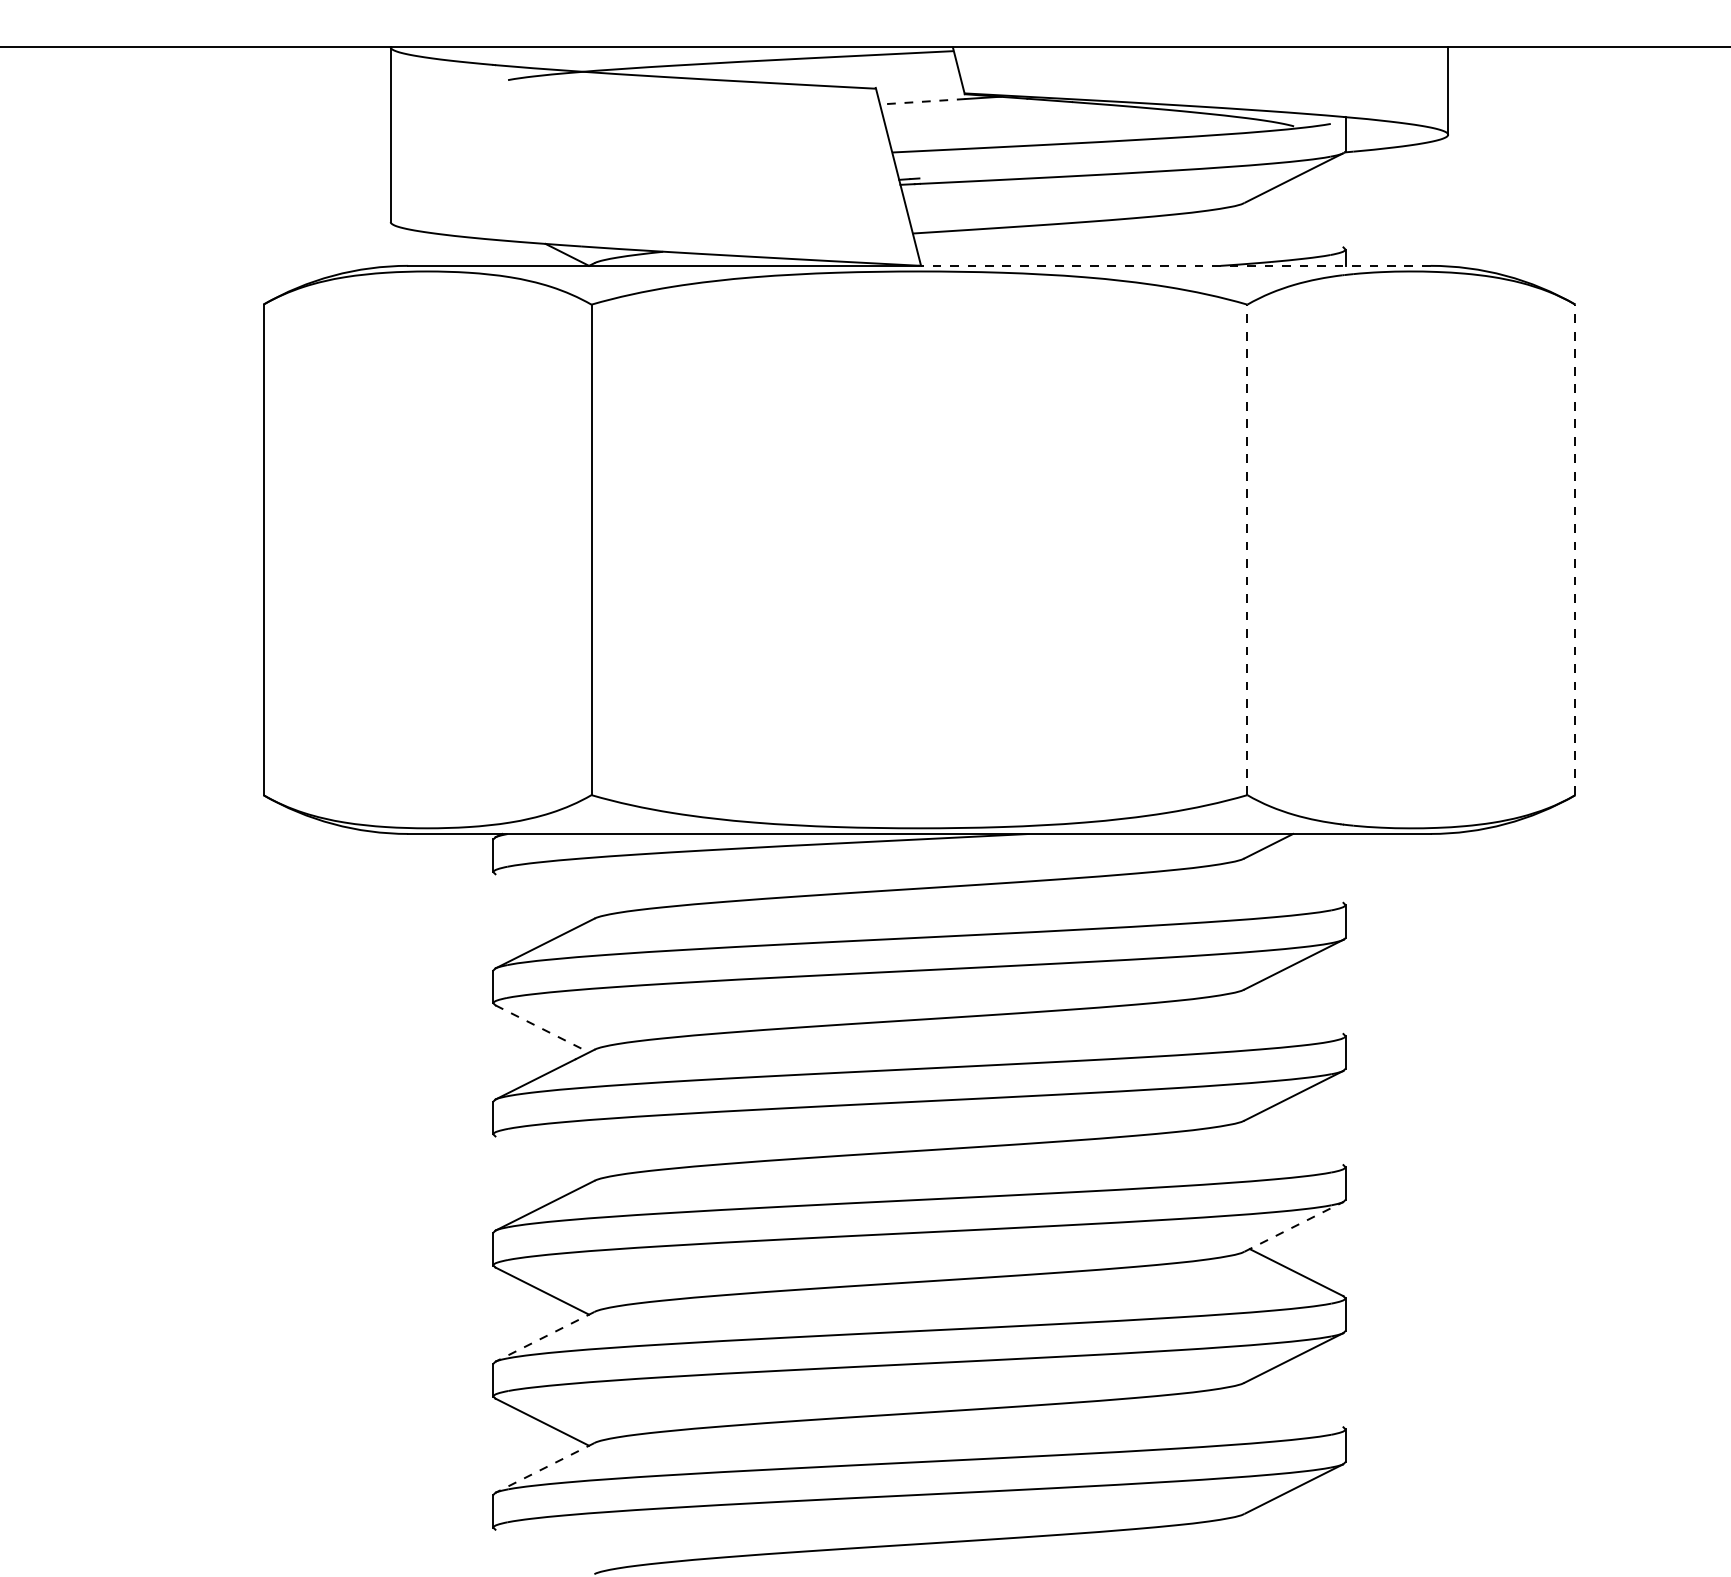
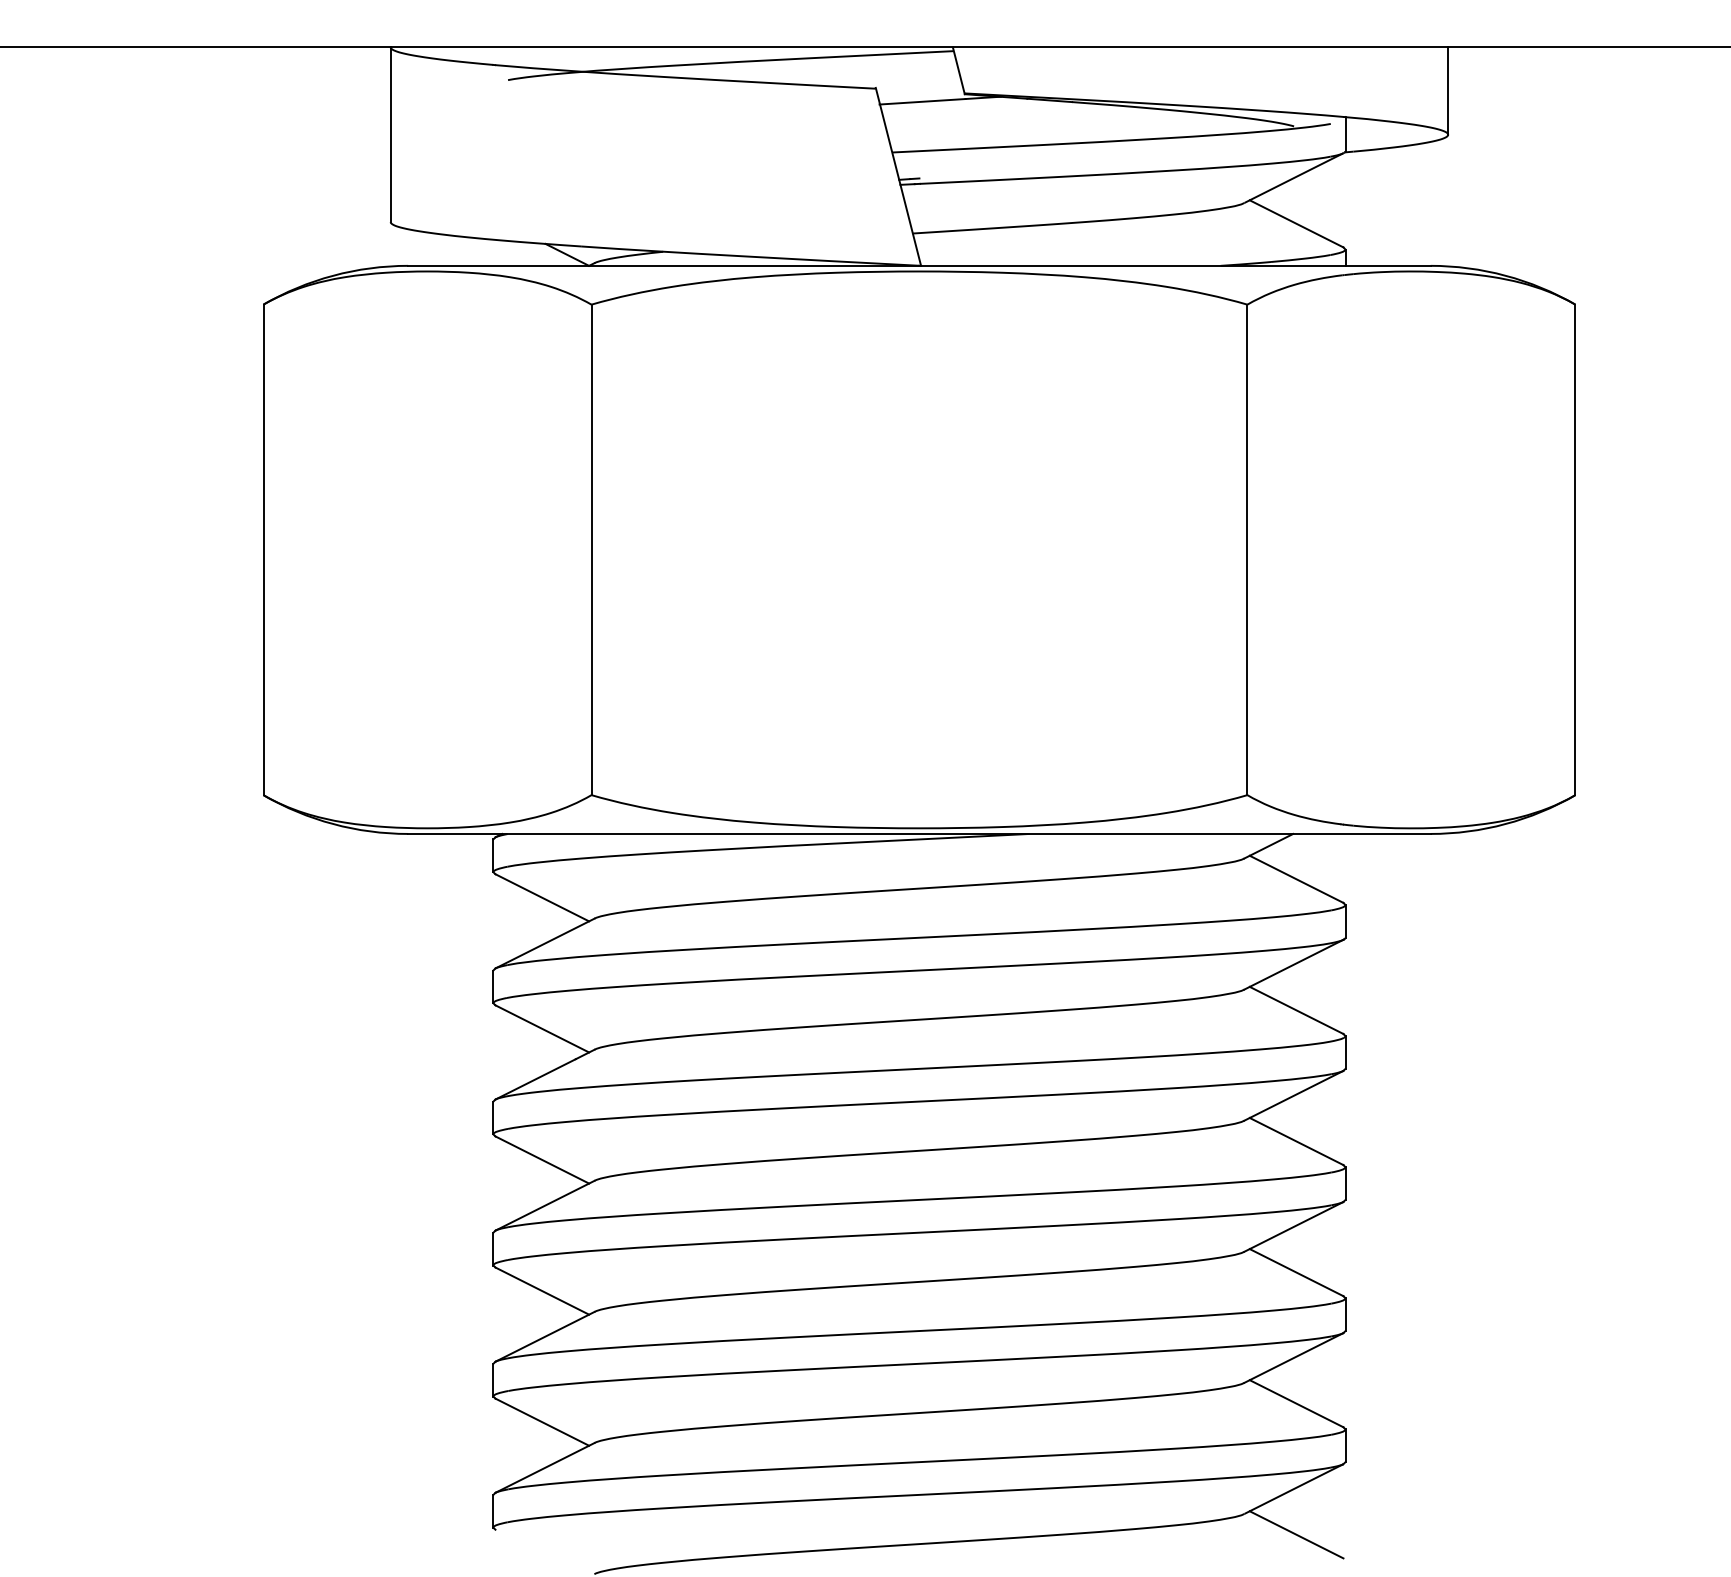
line: dashed -> solid (922, 101)
line: none -> present (1296, 223)
line: dashed -> solid (1175, 265)
line: dashed -> solid (1247, 549)
line: dashed -> solid (1575, 549)
line: none -> present (1296, 878)
line: none -> present (542, 897)
line: none -> present (1296, 1010)
line: dashed -> solid (542, 1029)
line: none -> present (1296, 1141)
line: none -> present (542, 1159)
line: dashed -> solid (1294, 1226)
line: dashed -> solid (544, 1337)
line: none -> present (1296, 1403)
line: dashed -> solid (544, 1468)
line: none -> present (1296, 1534)
